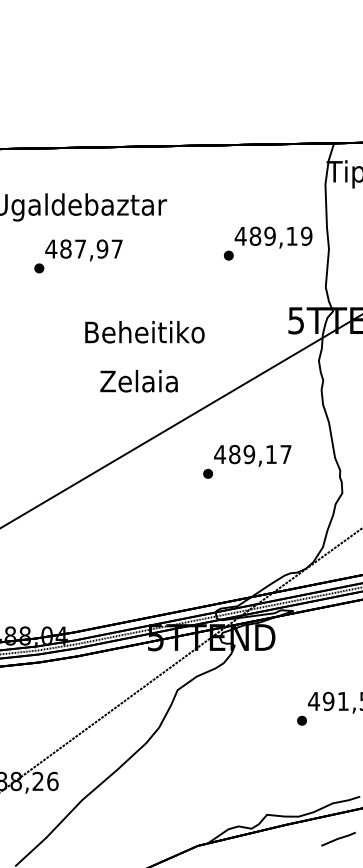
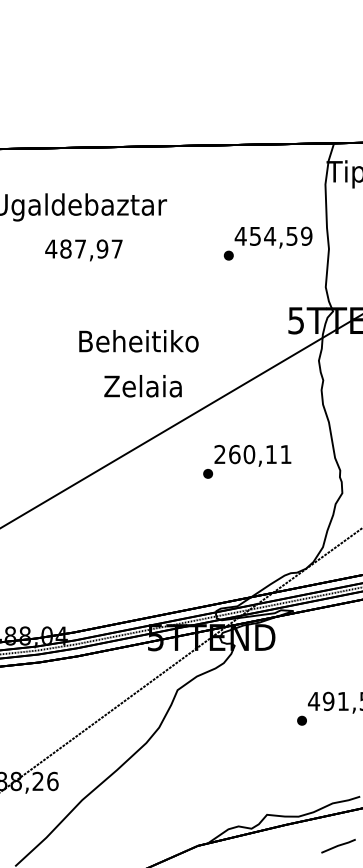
text: 489,19 -> 454,59 (273, 235)
part: present -> none (39, 268)
text position: (144, 332) -> (138, 341) (138, 341)
text position: (138, 381) -> (142, 386) (142, 386)
text: 489,17 -> 260,11 (252, 454)
line position: (338, 838) -> (338, 845) (338, 845)
